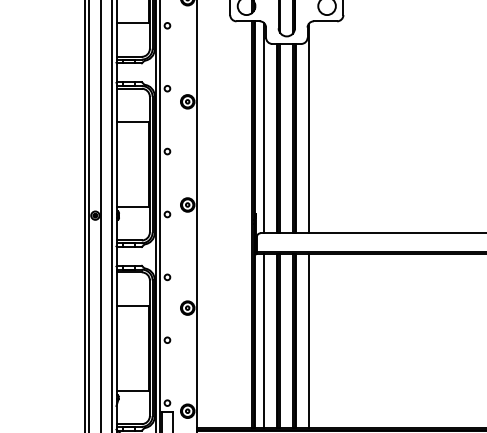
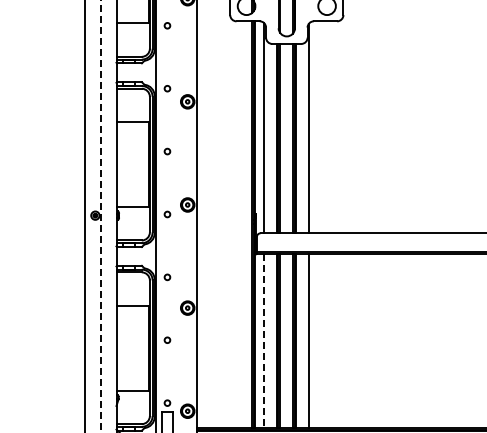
line: present -> none (89, 215)
line: present -> none (111, 215)
line: present -> none (159, 215)
line: solid -> dashed (101, 216)
line: solid -> dashed (264, 341)
